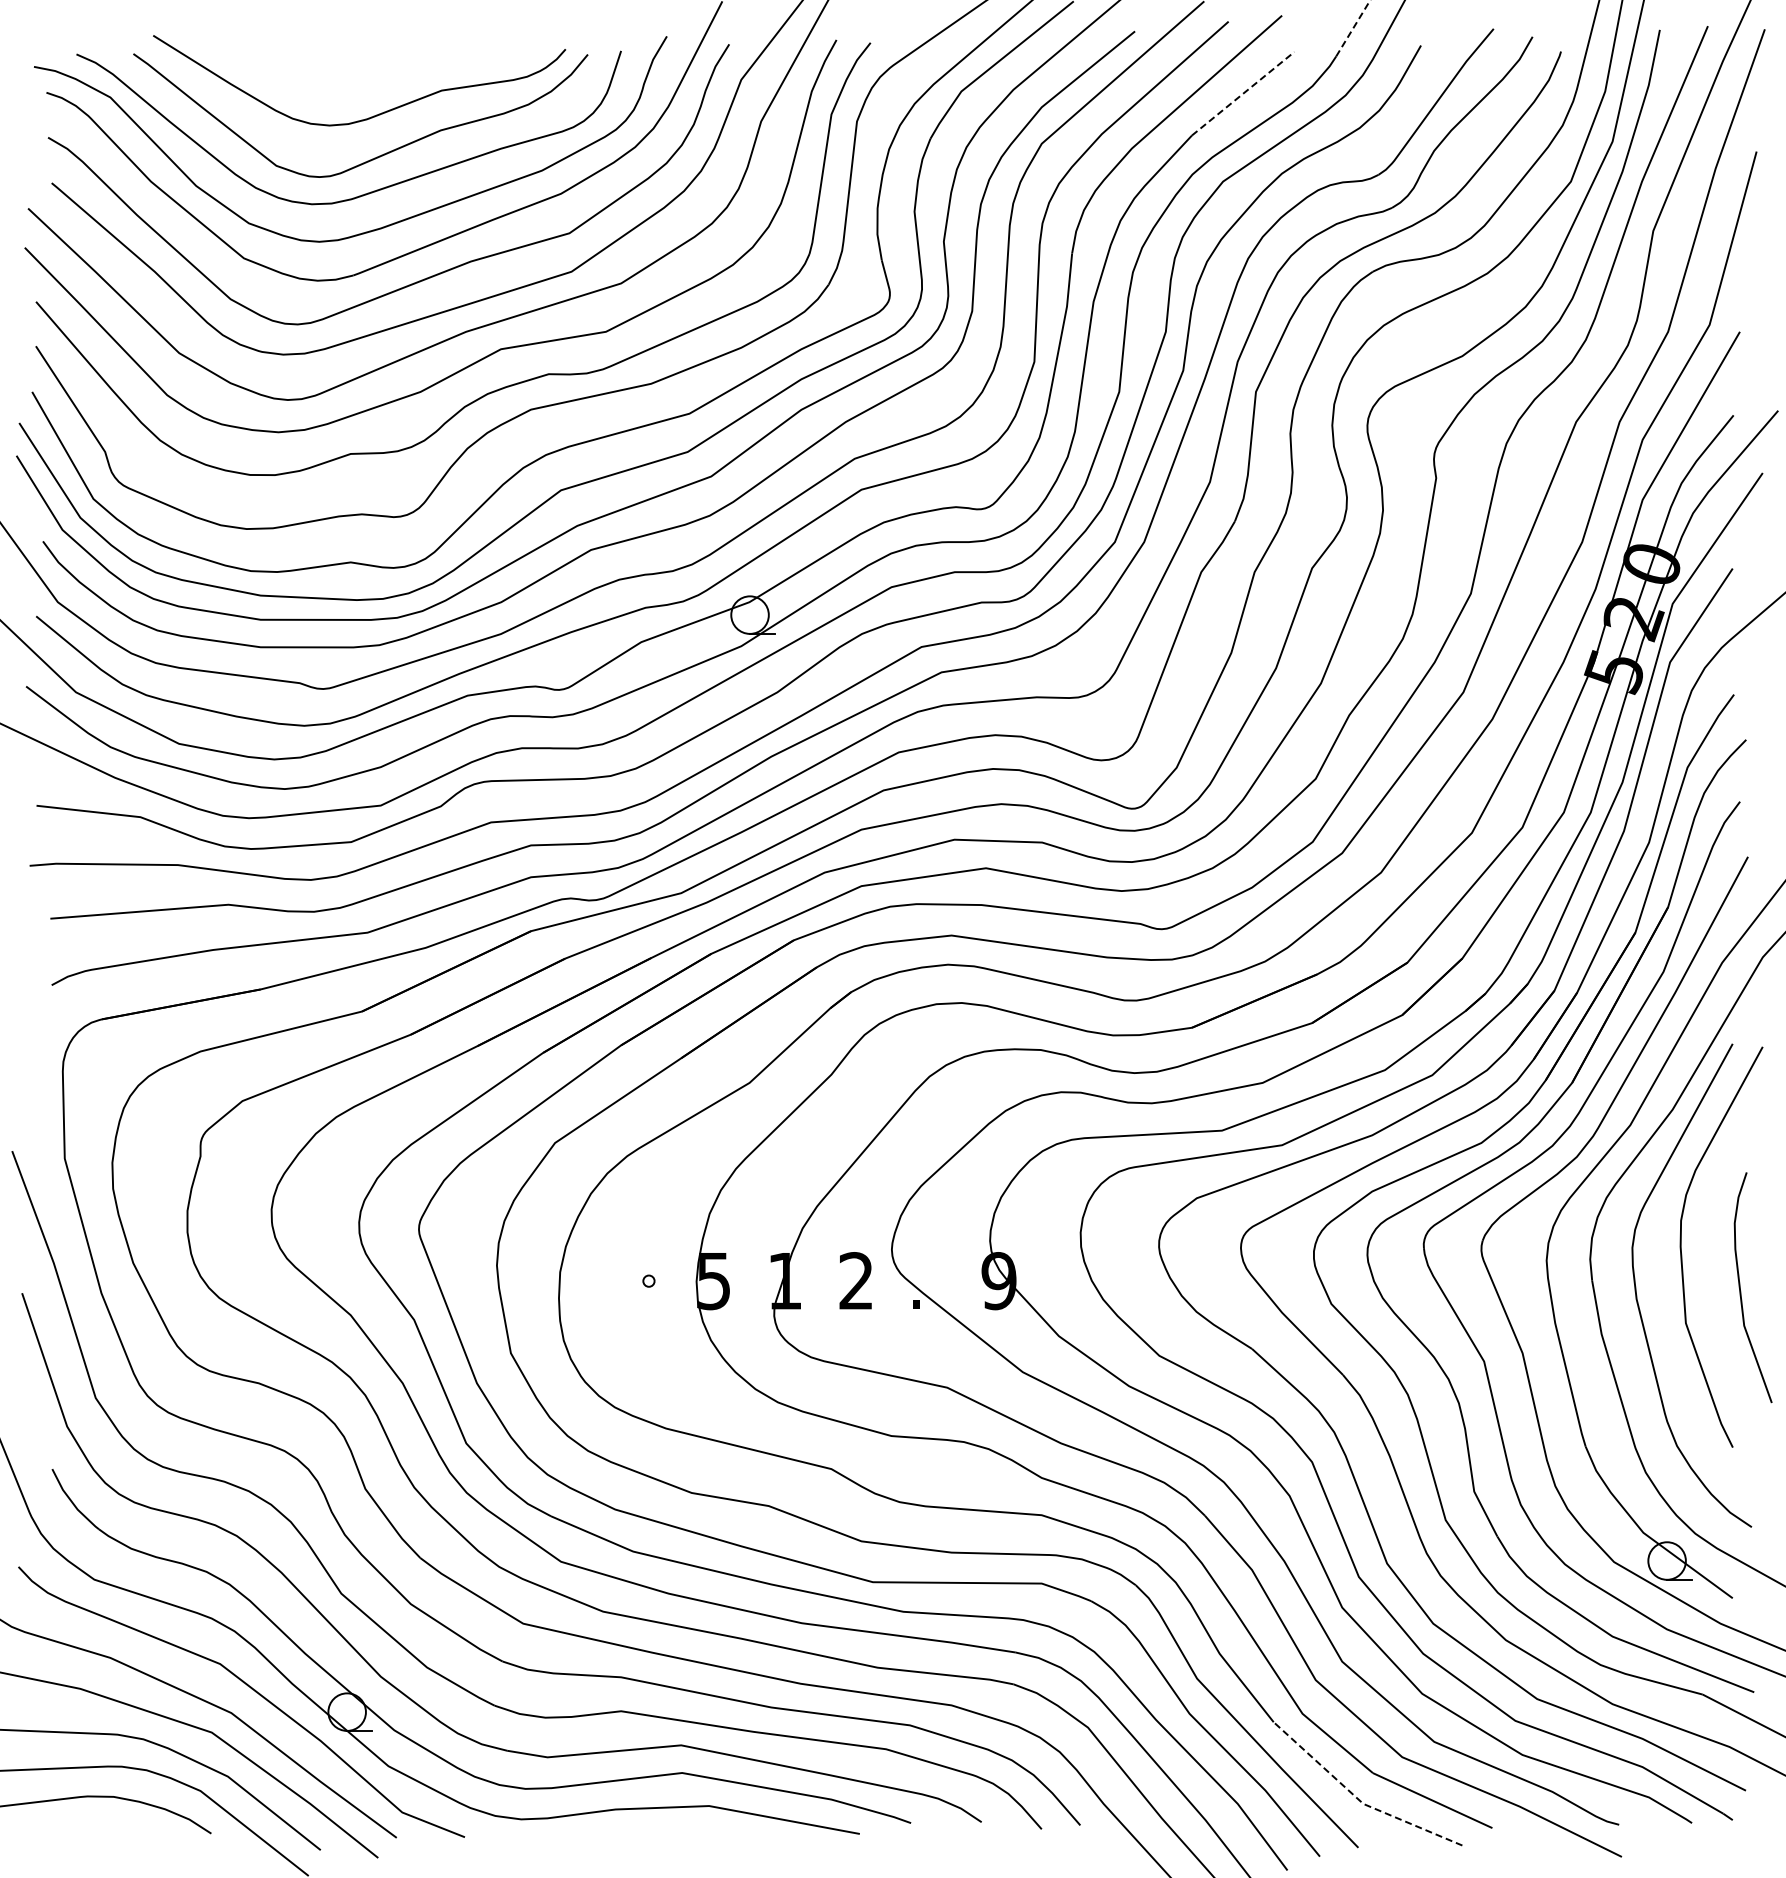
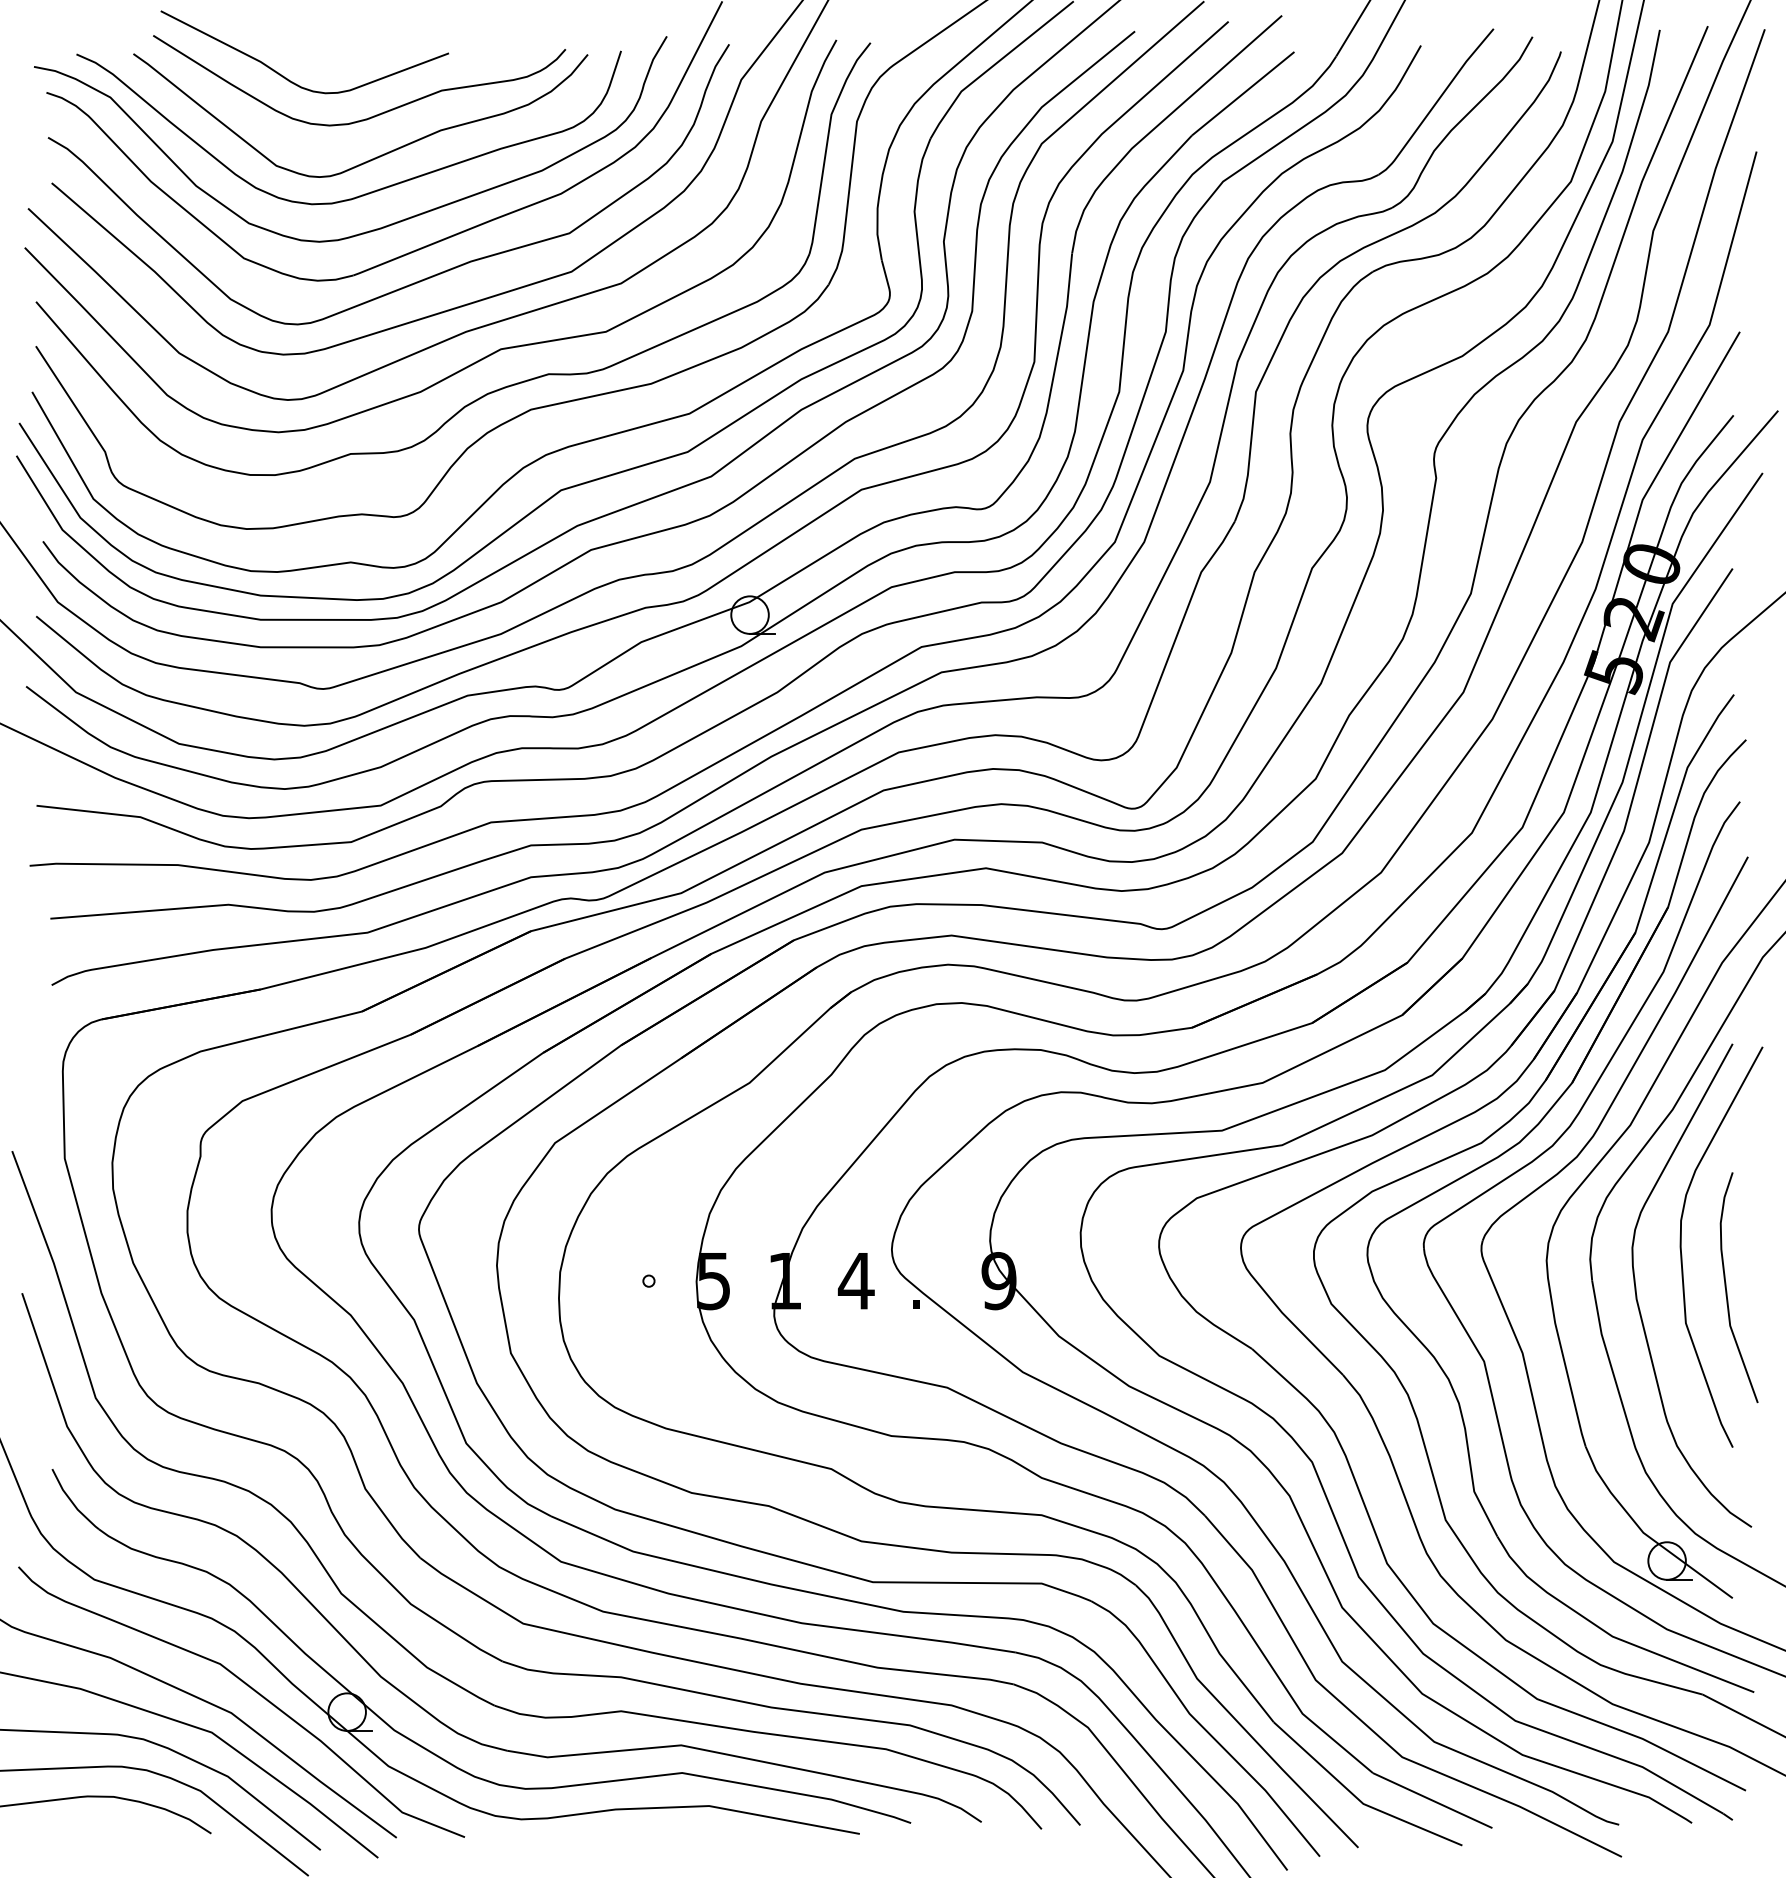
line: dashed -> solid (1353, 28)
curve: none -> present (286, 77)
line: dashed -> solid (1243, 93)
text: 2 -> 4 (855, 1280)
curve position: (1741, 1291) -> (1727, 1291) (1727, 1291)
line: dashed -> solid (1358, 1799)
